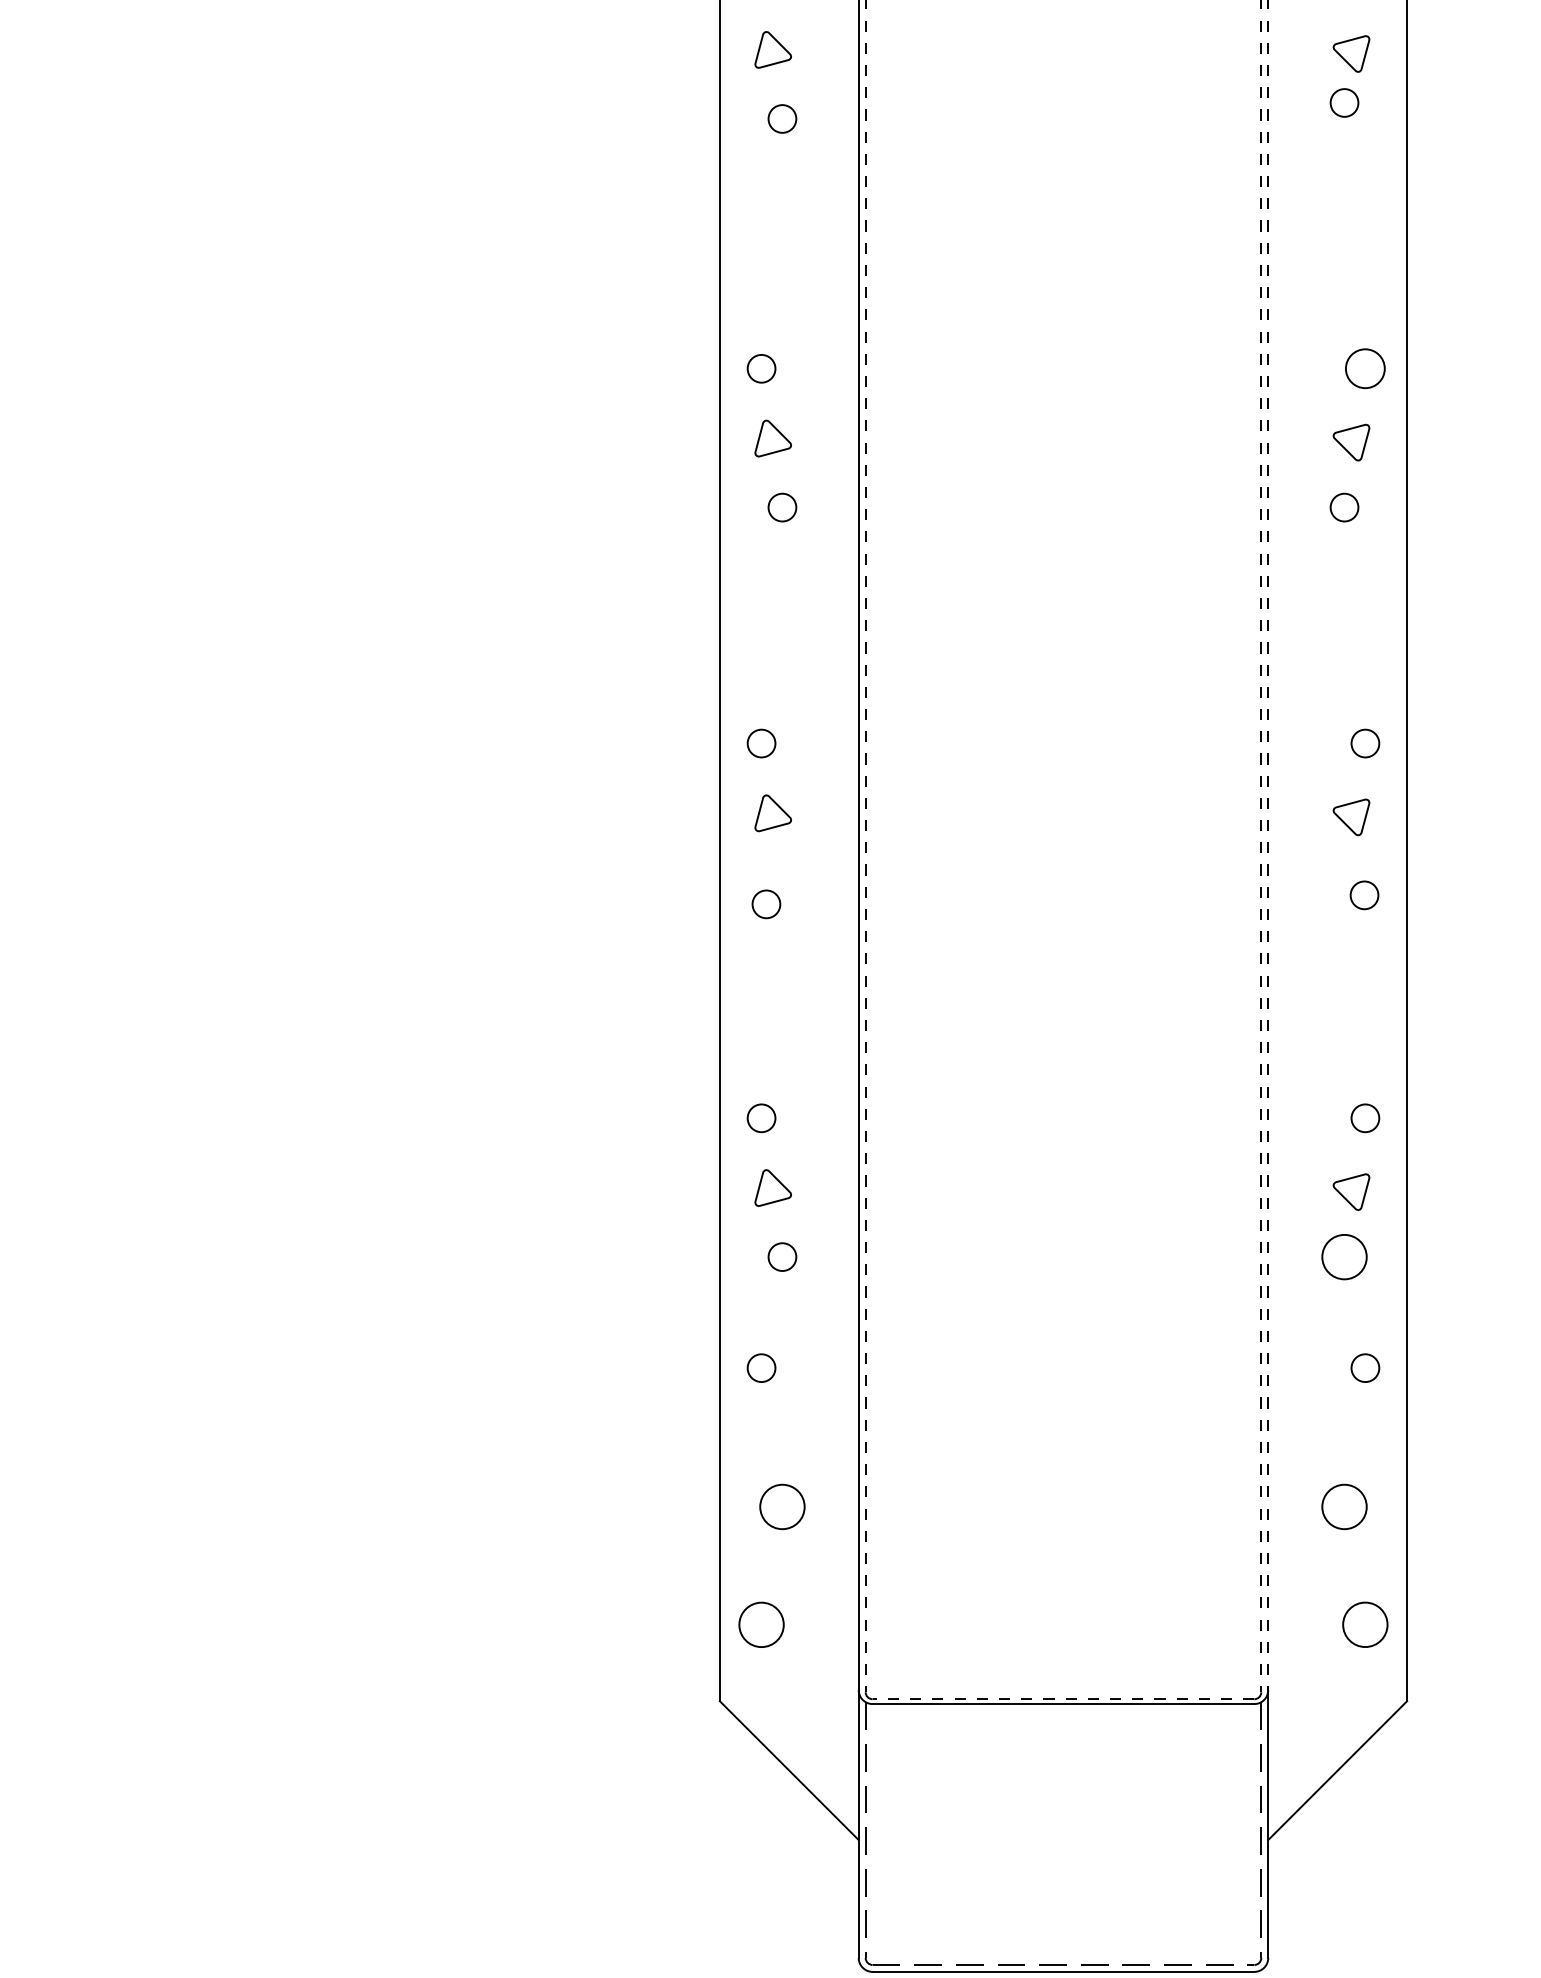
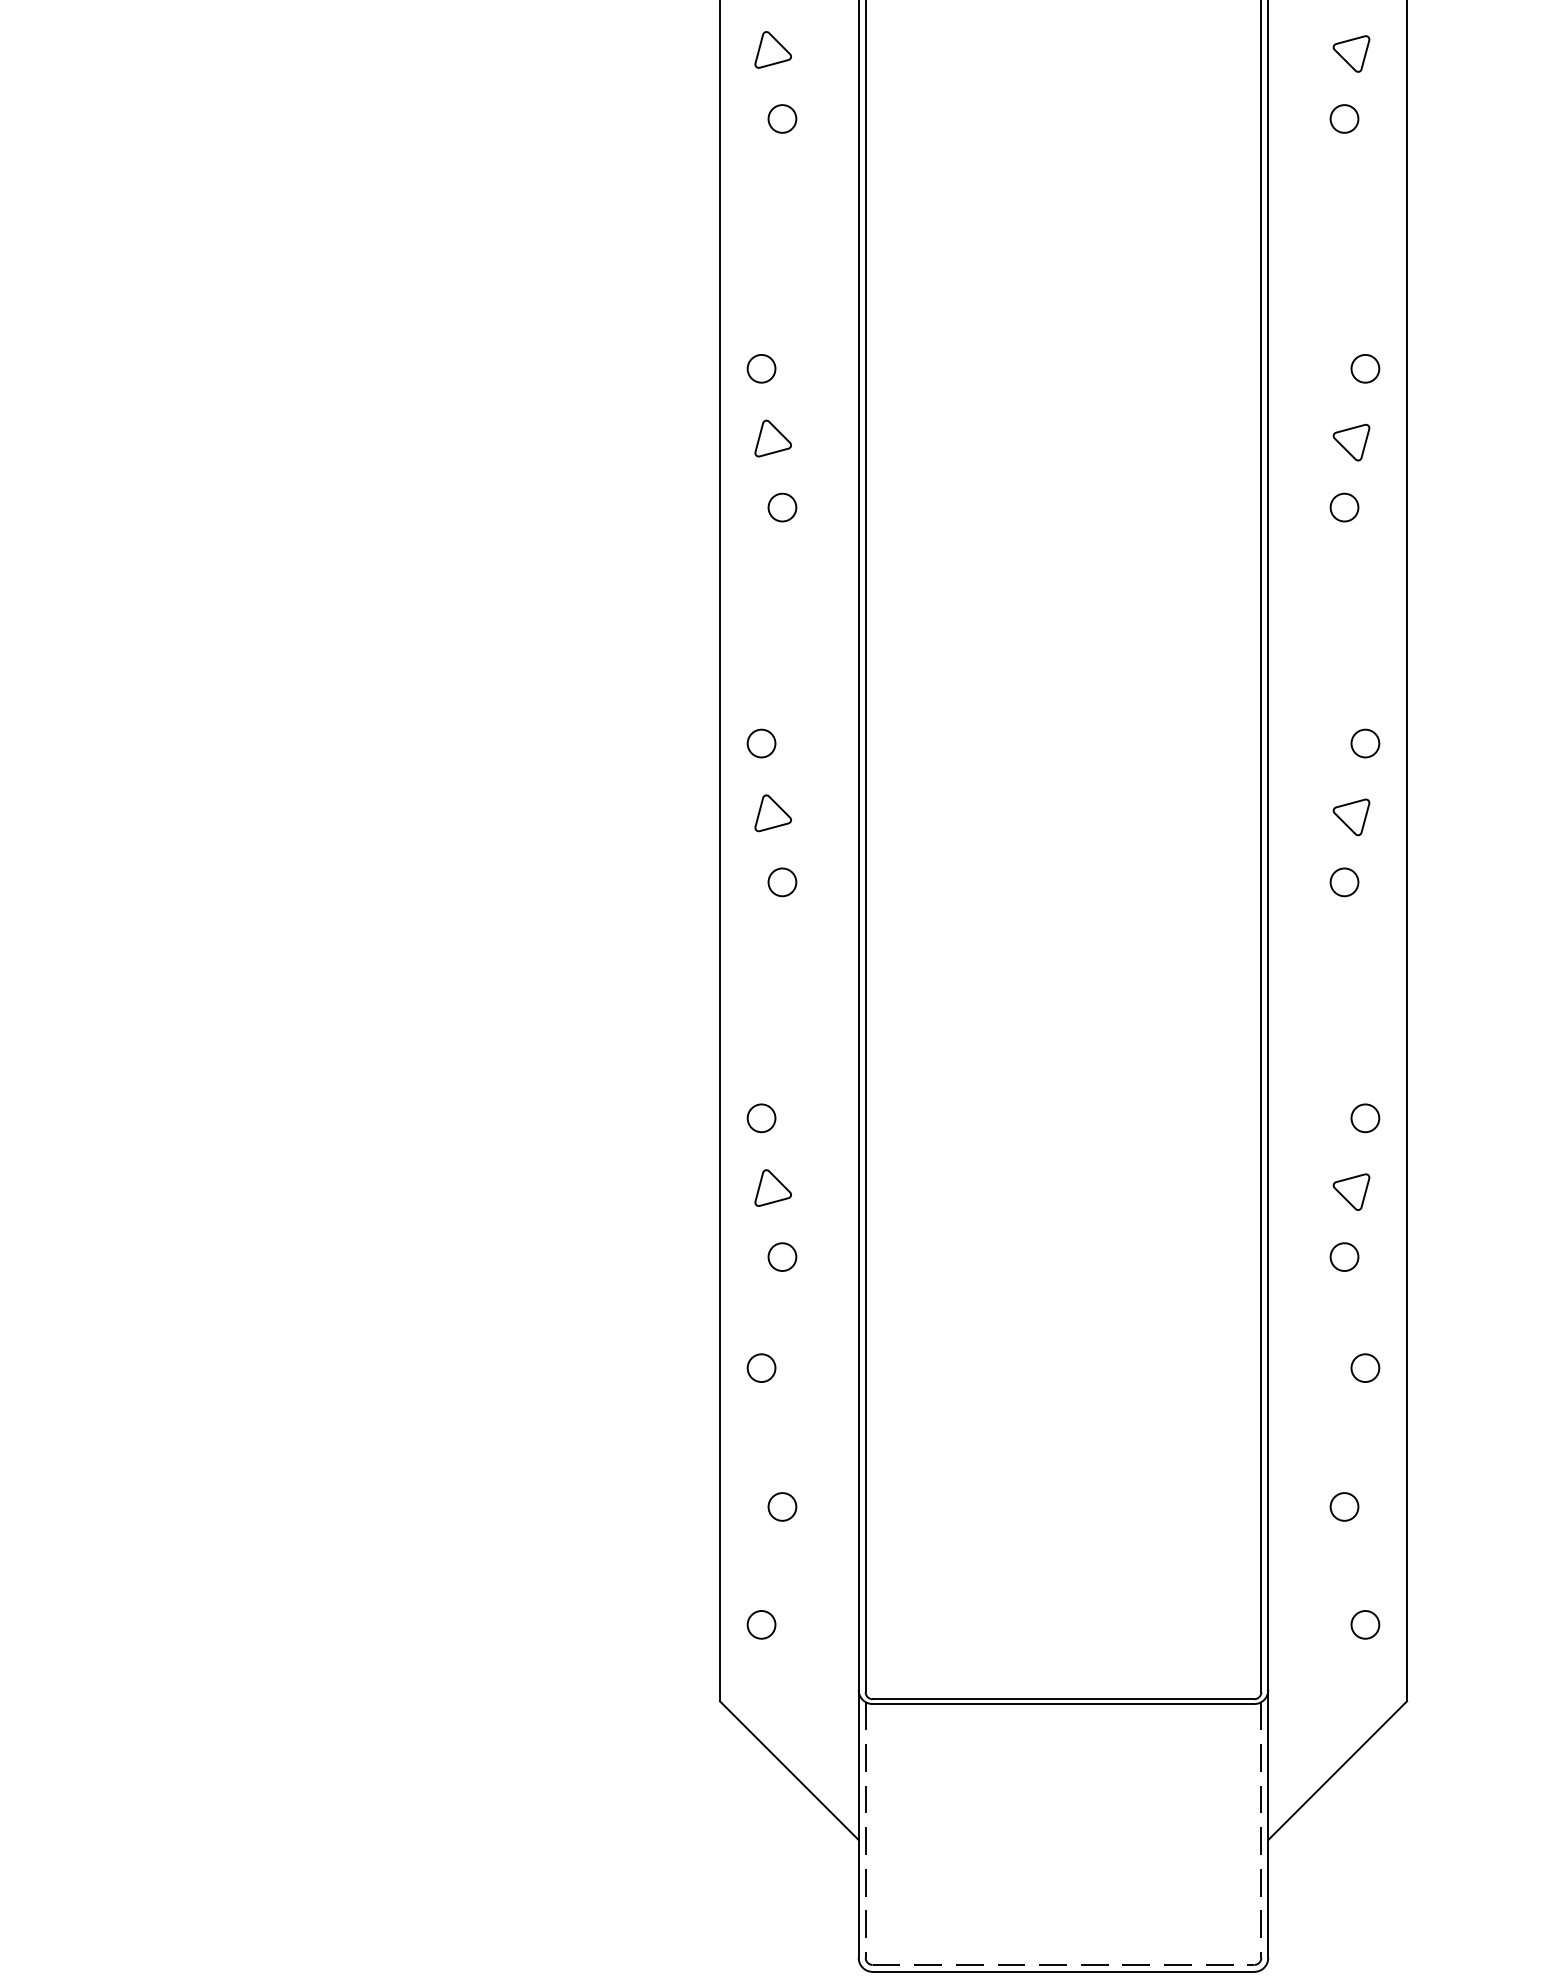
circle position: (1344, 102) -> (1344, 118) (1344, 118)
circle size: 41x42 px -> 31x30 px (1365, 368)
line: dashed -> solid (1268, 845)
line: dashed -> solid (865, 846)
line: dashed -> solid (1261, 846)
circle position: (1364, 895) -> (1344, 882) (1344, 882)
circle position: (766, 904) -> (782, 882) (782, 882)
circle diameter: 44 px -> 28 px (1344, 1257)
circle diameter: 44 px -> 28 px (782, 1506)
circle diameter: 44 px -> 28 px (1344, 1506)
circle diameter: 44 px -> 28 px (761, 1624)
circle size: 47x47 px -> 31x30 px (1365, 1624)
line: dashed -> solid (1063, 1699)
